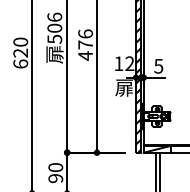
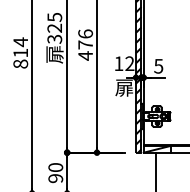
text: 506 -> 325 (54, 27)
text: 620 -> 814 (20, 52)
line: present -> none (159, 170)
